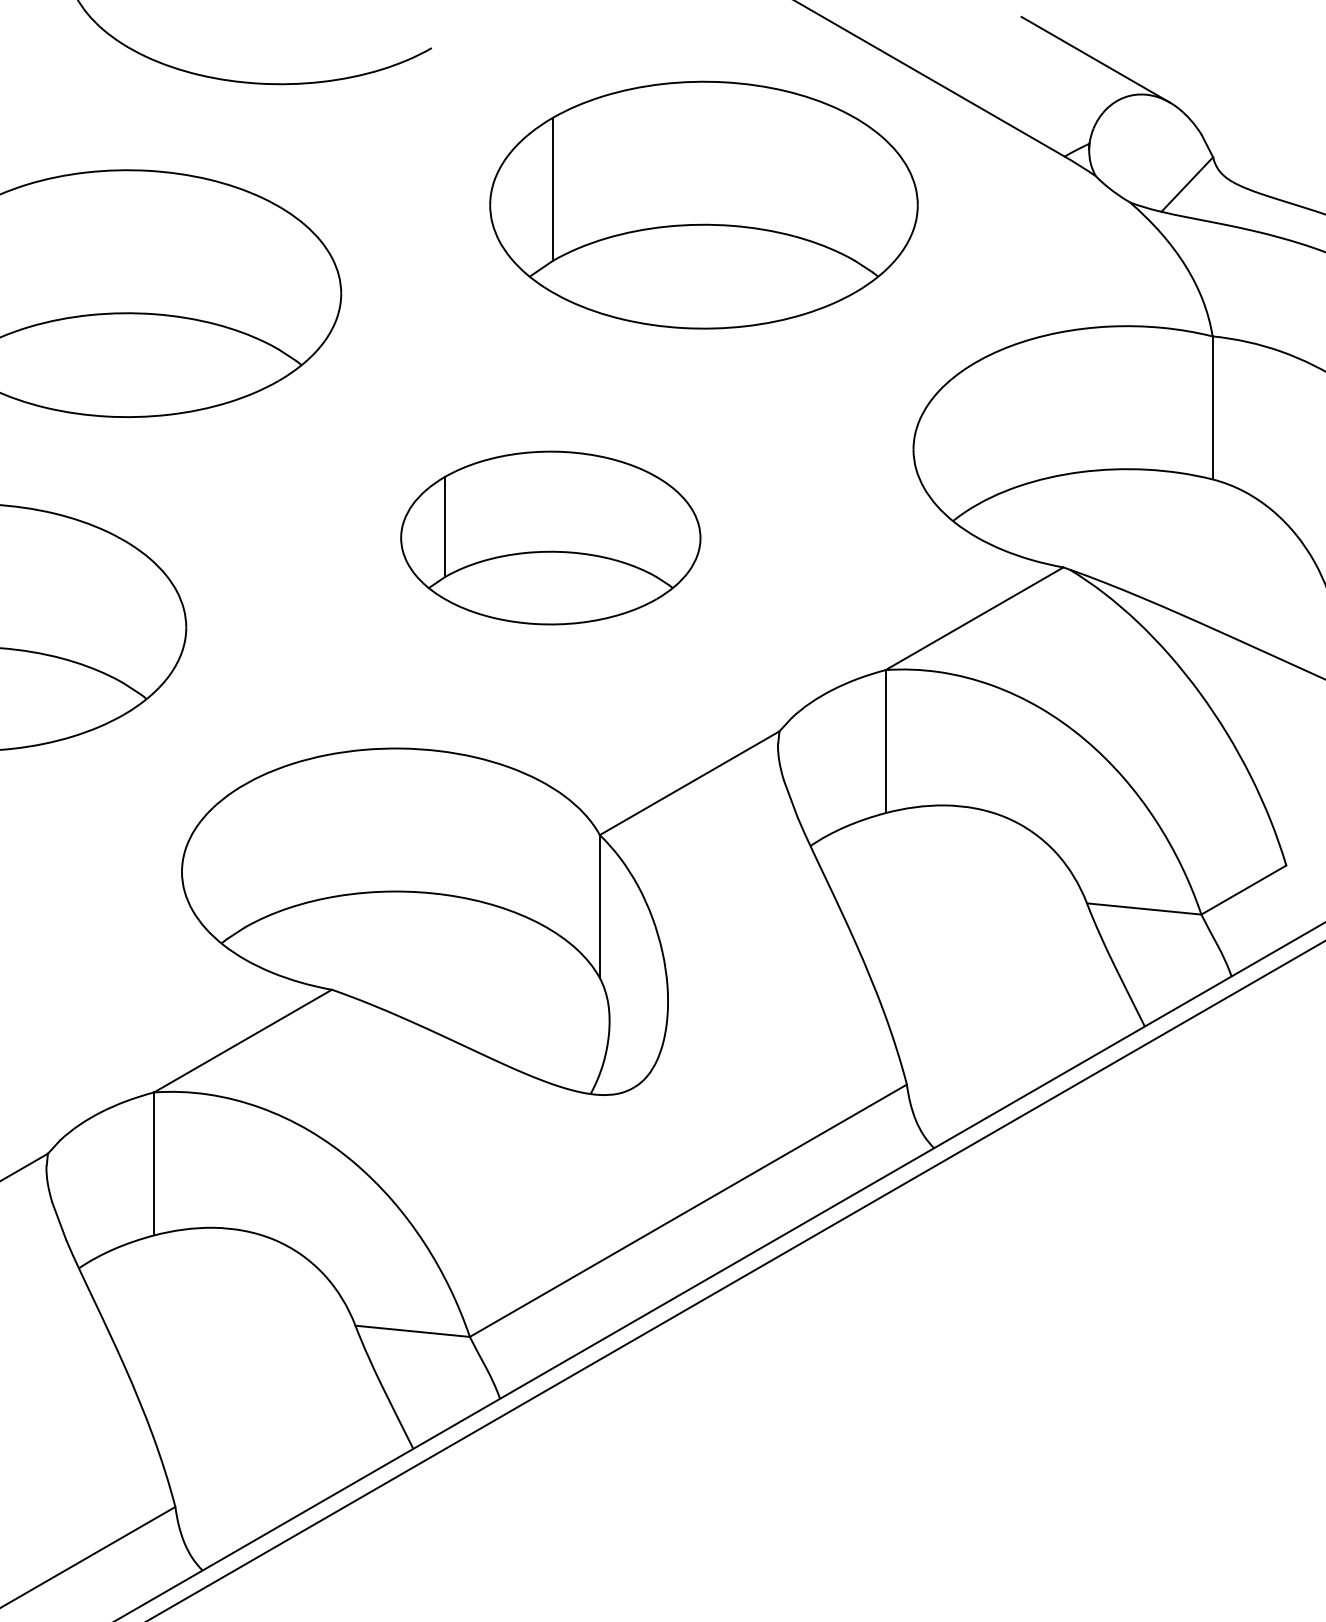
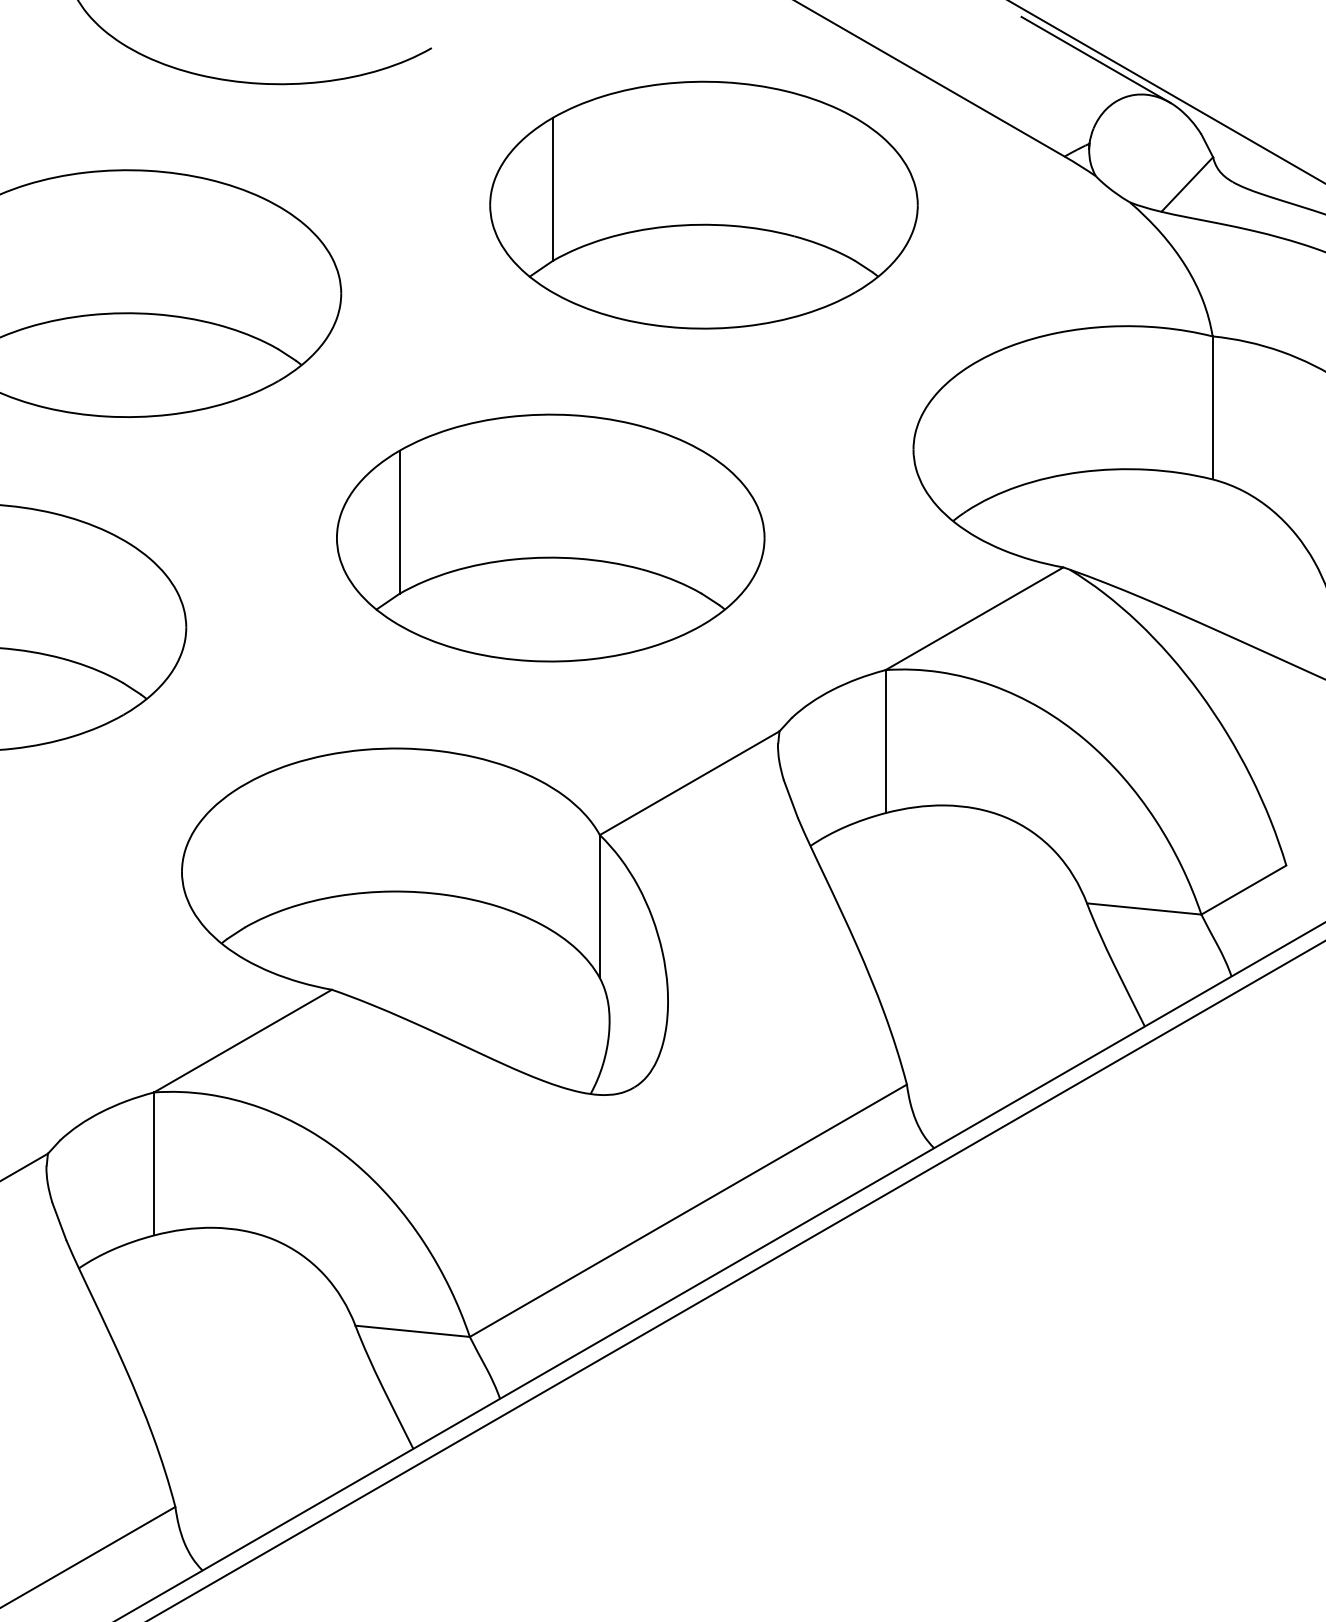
line: none -> present (1166, 91)
part size: 302x176 px -> 430x250 px (550, 537)
